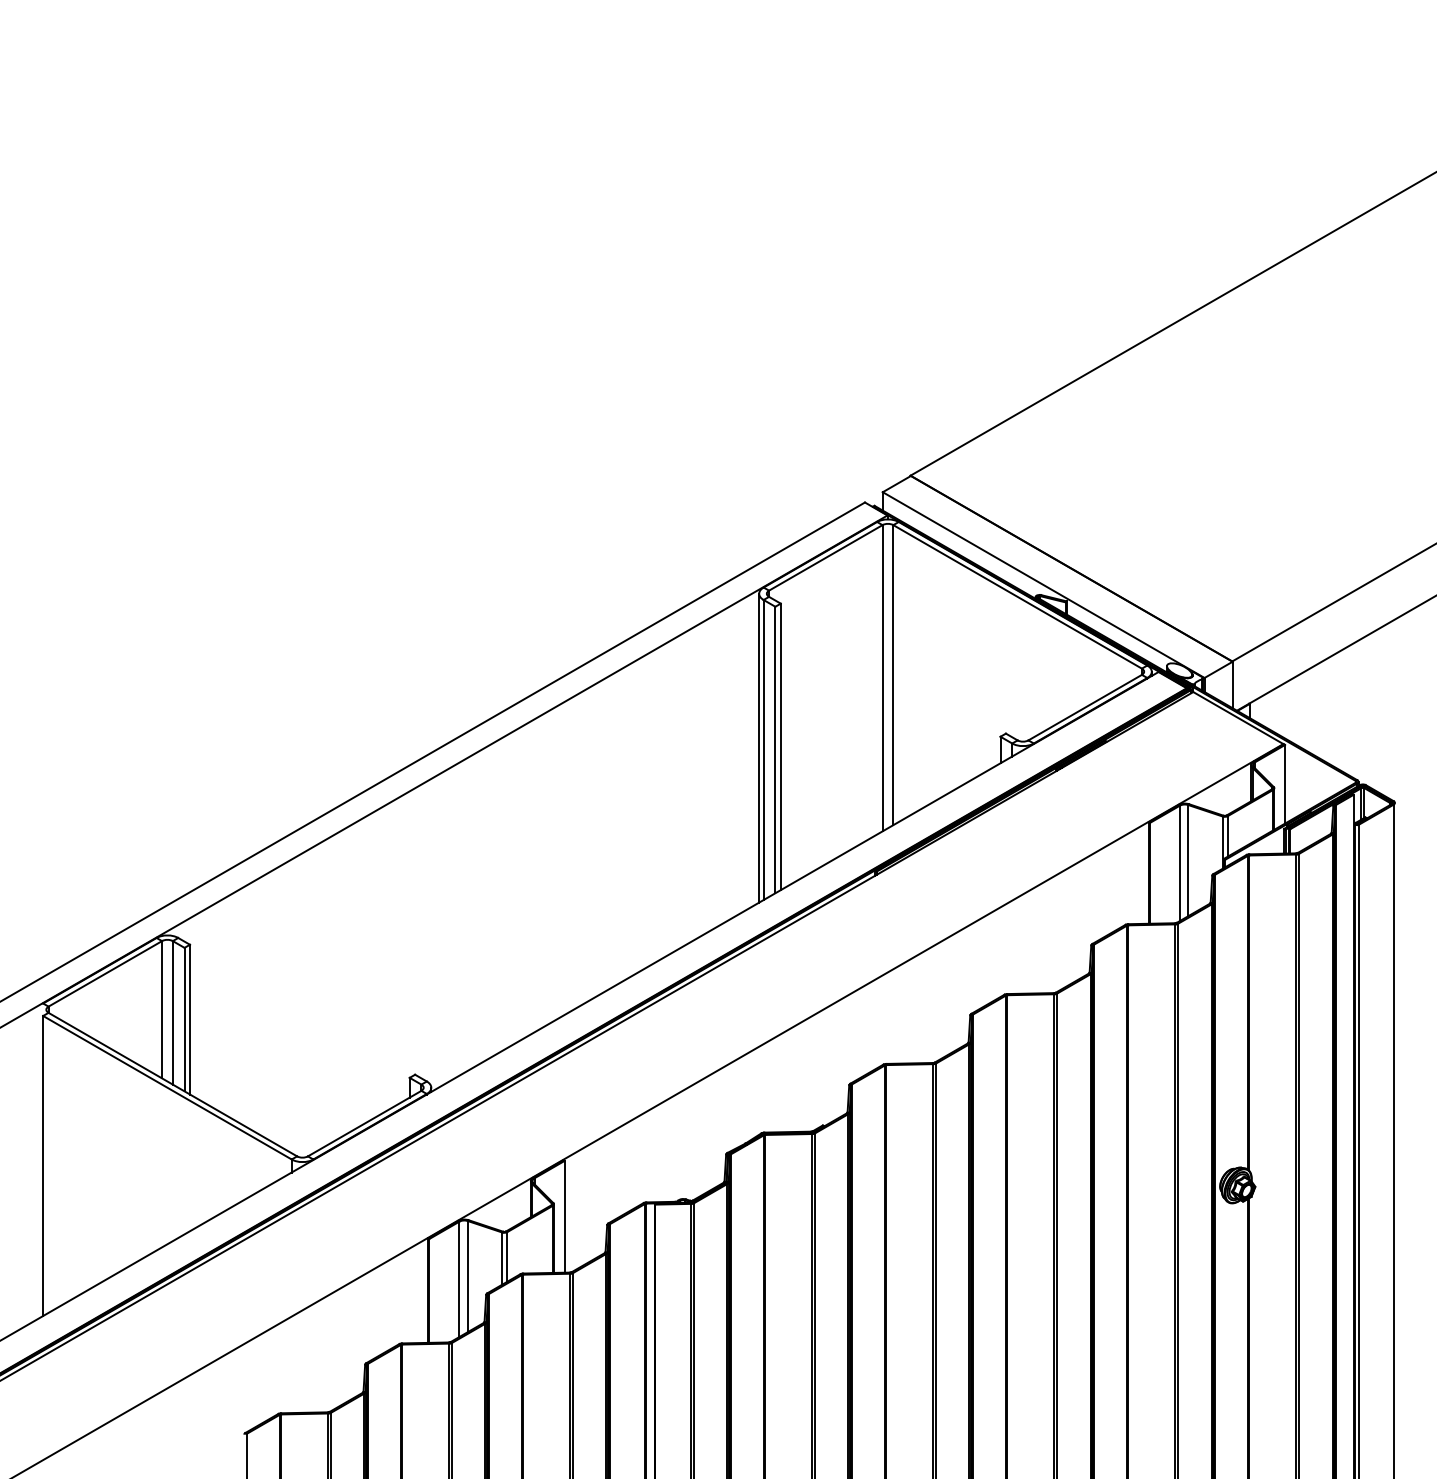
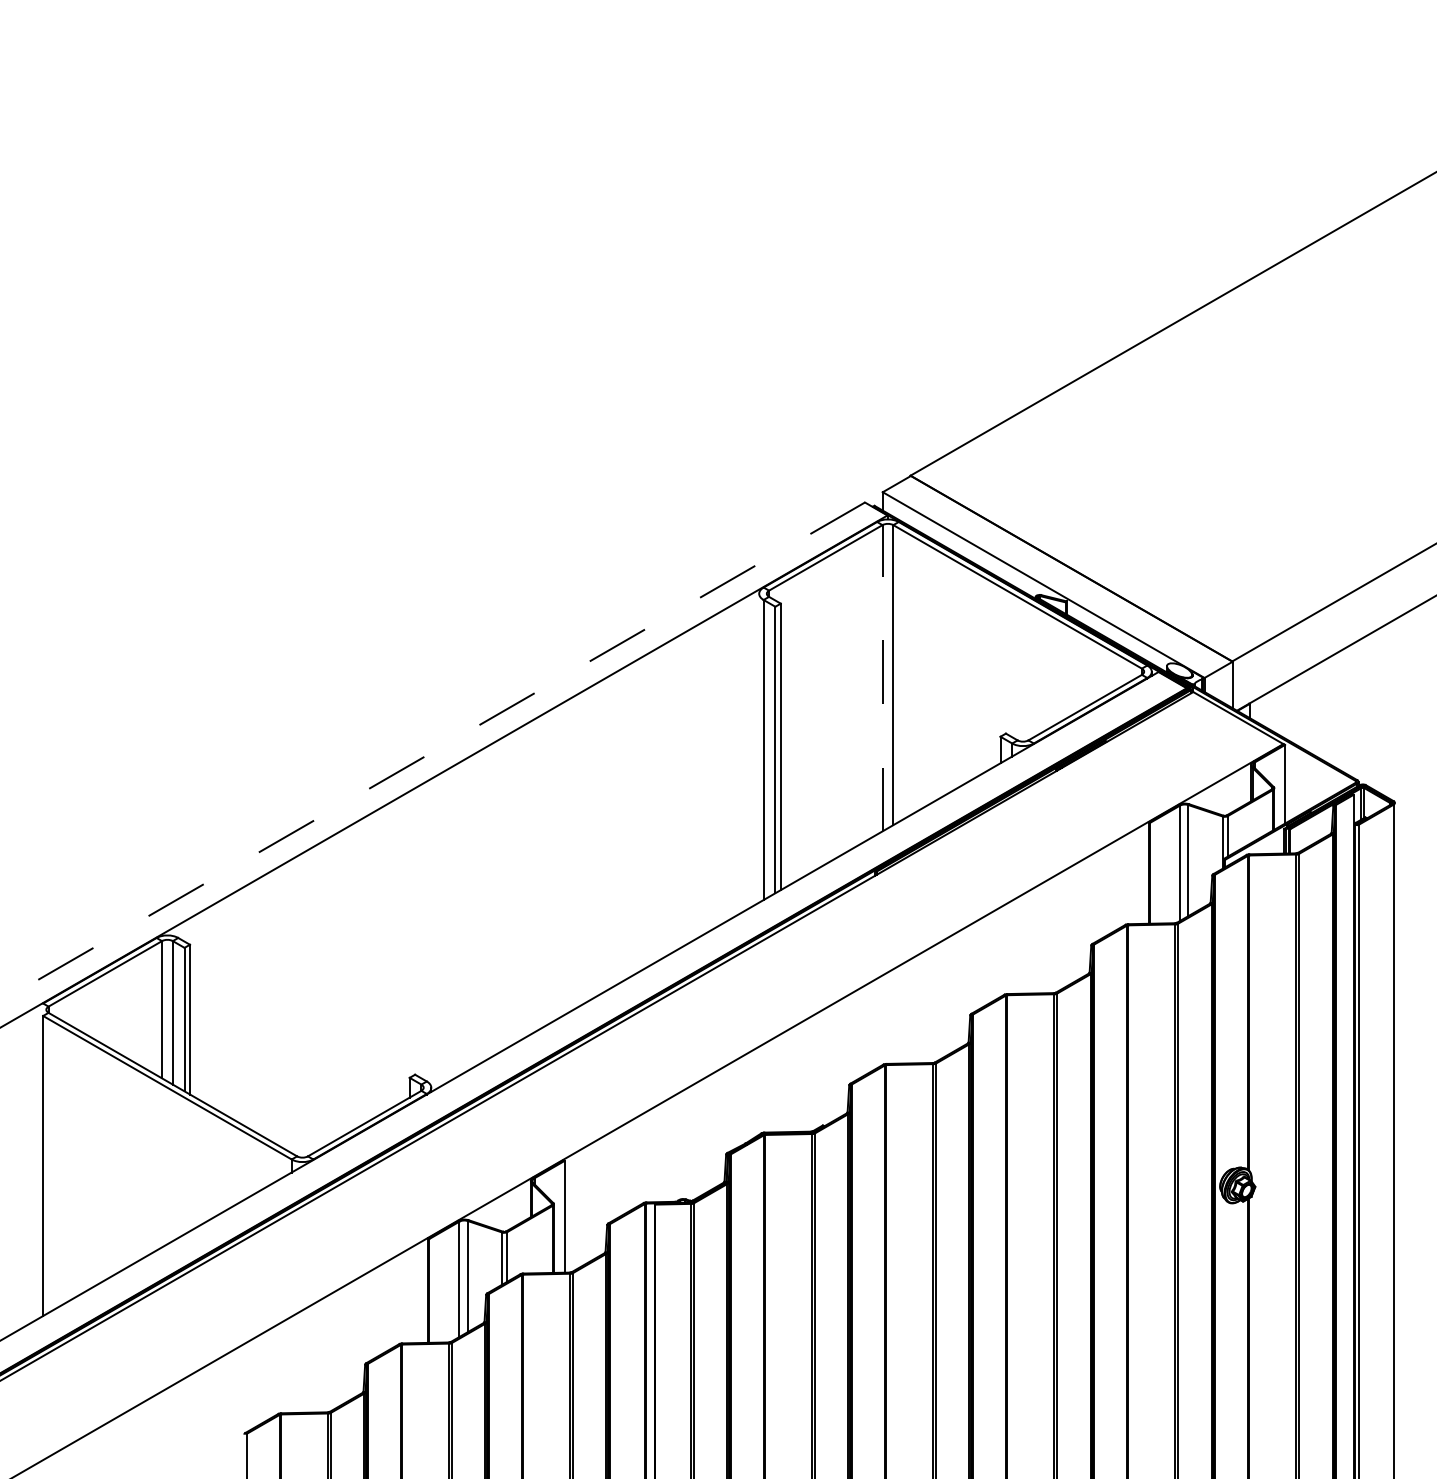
line: solid -> dashed (882, 677)
line: present -> none (759, 747)
line: solid -> dashed (432, 752)
